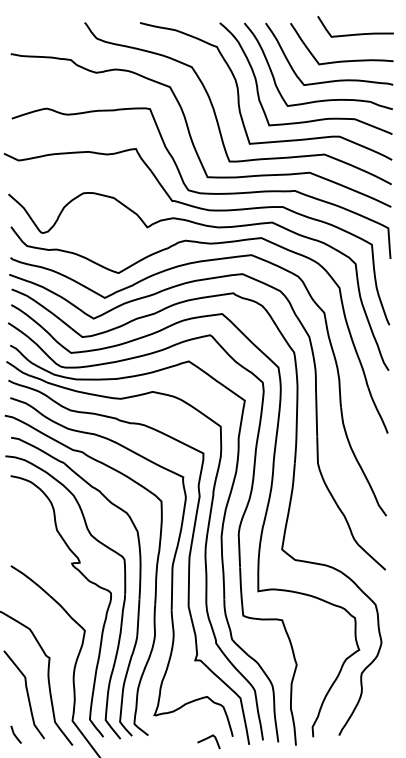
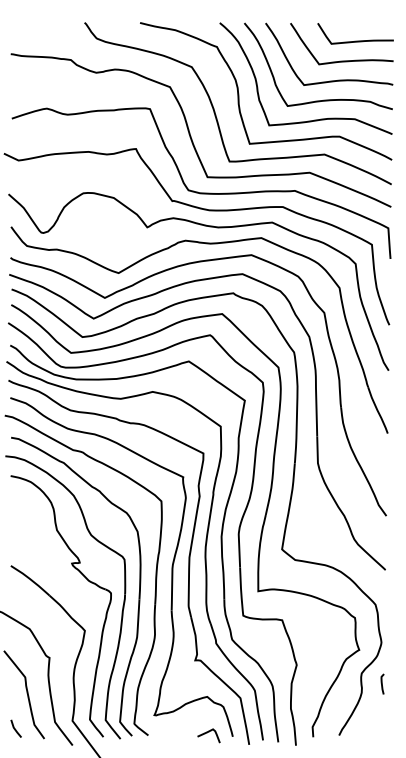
curve position: (355, 33) -> (355, 40) (355, 40)
curve: none -> present (382, 683)
curve position: (15, 734) -> (15, 728) (15, 728)
curve position: (207, 739) -> (207, 733) (207, 733)
